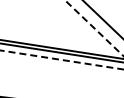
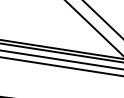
line: dashed -> solid (93, 27)
line: dashed -> solid (61, 59)
line: none -> present (61, 66)
